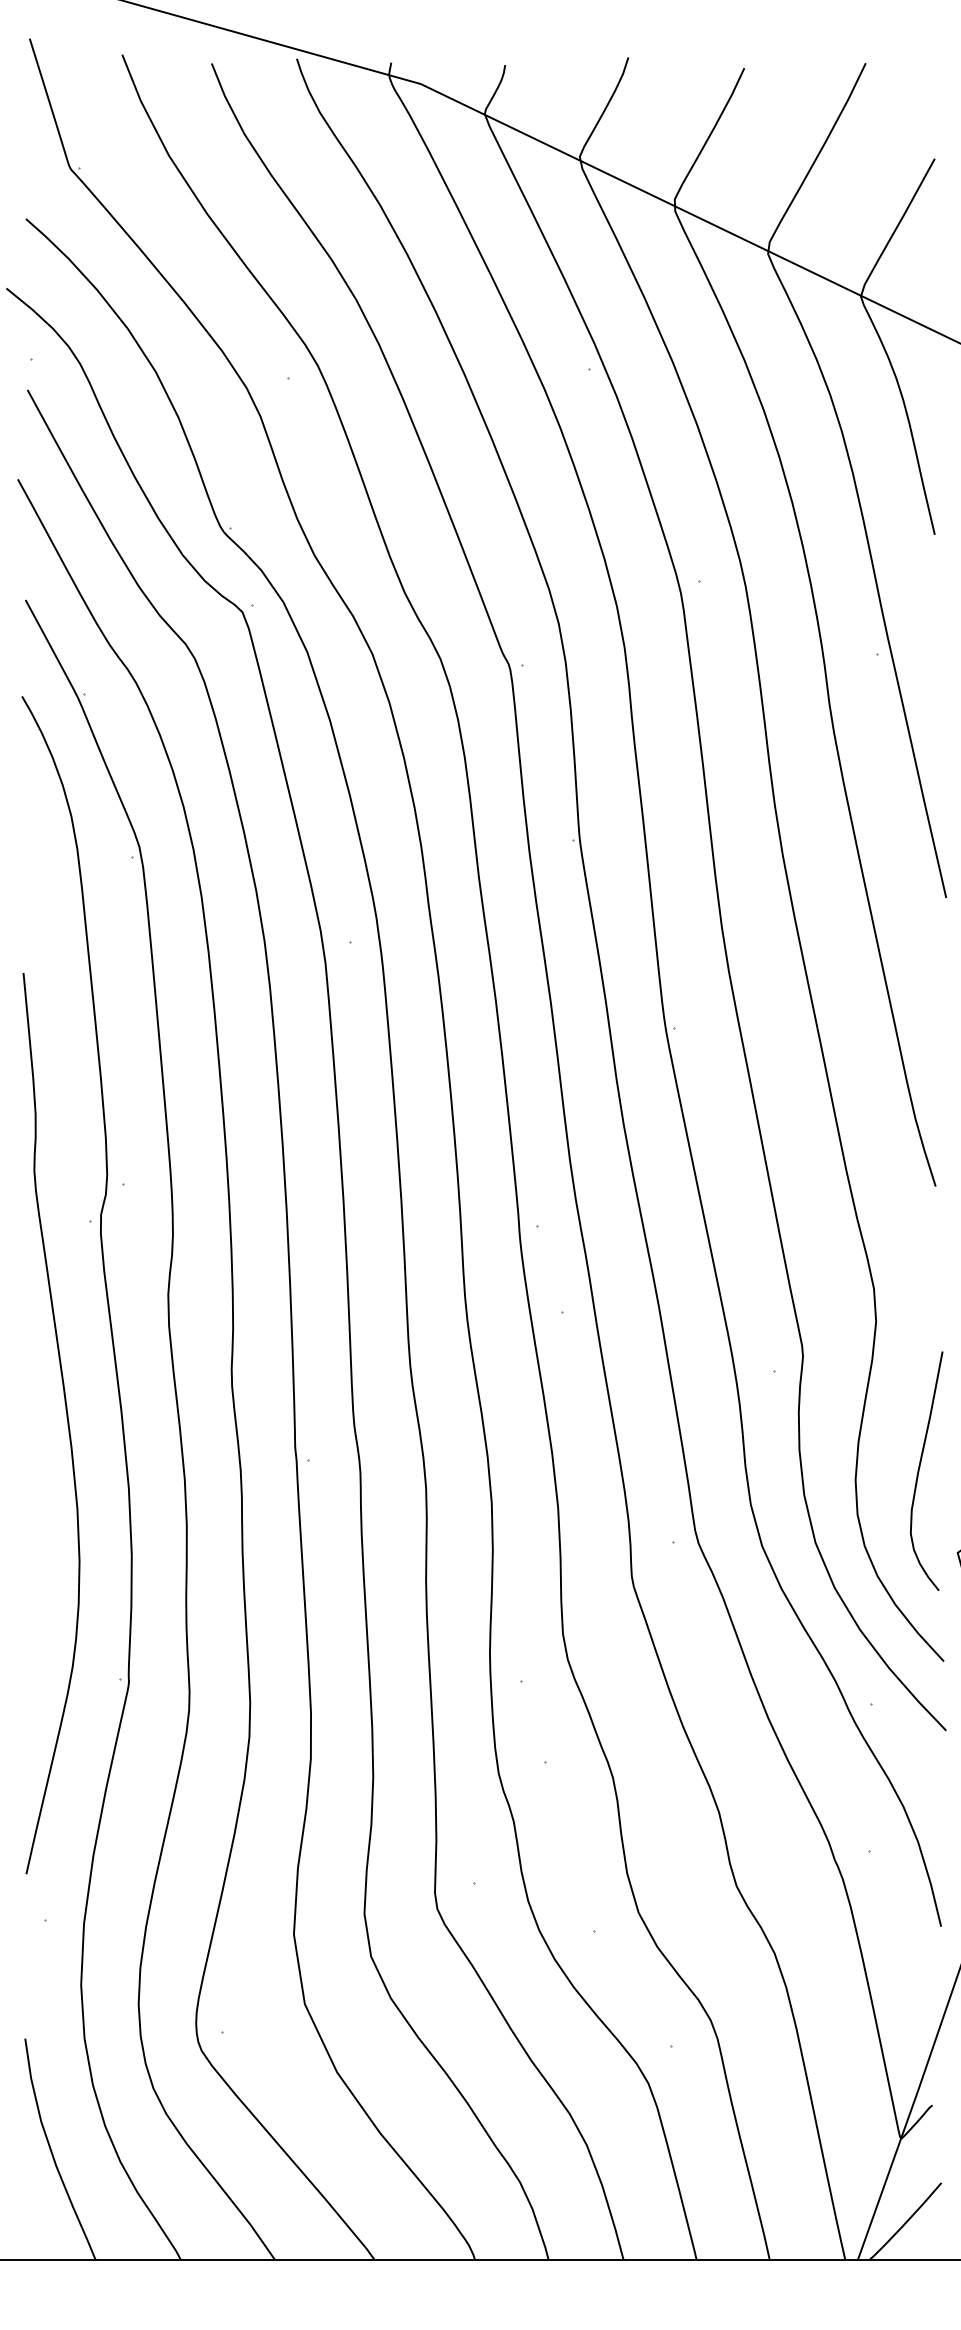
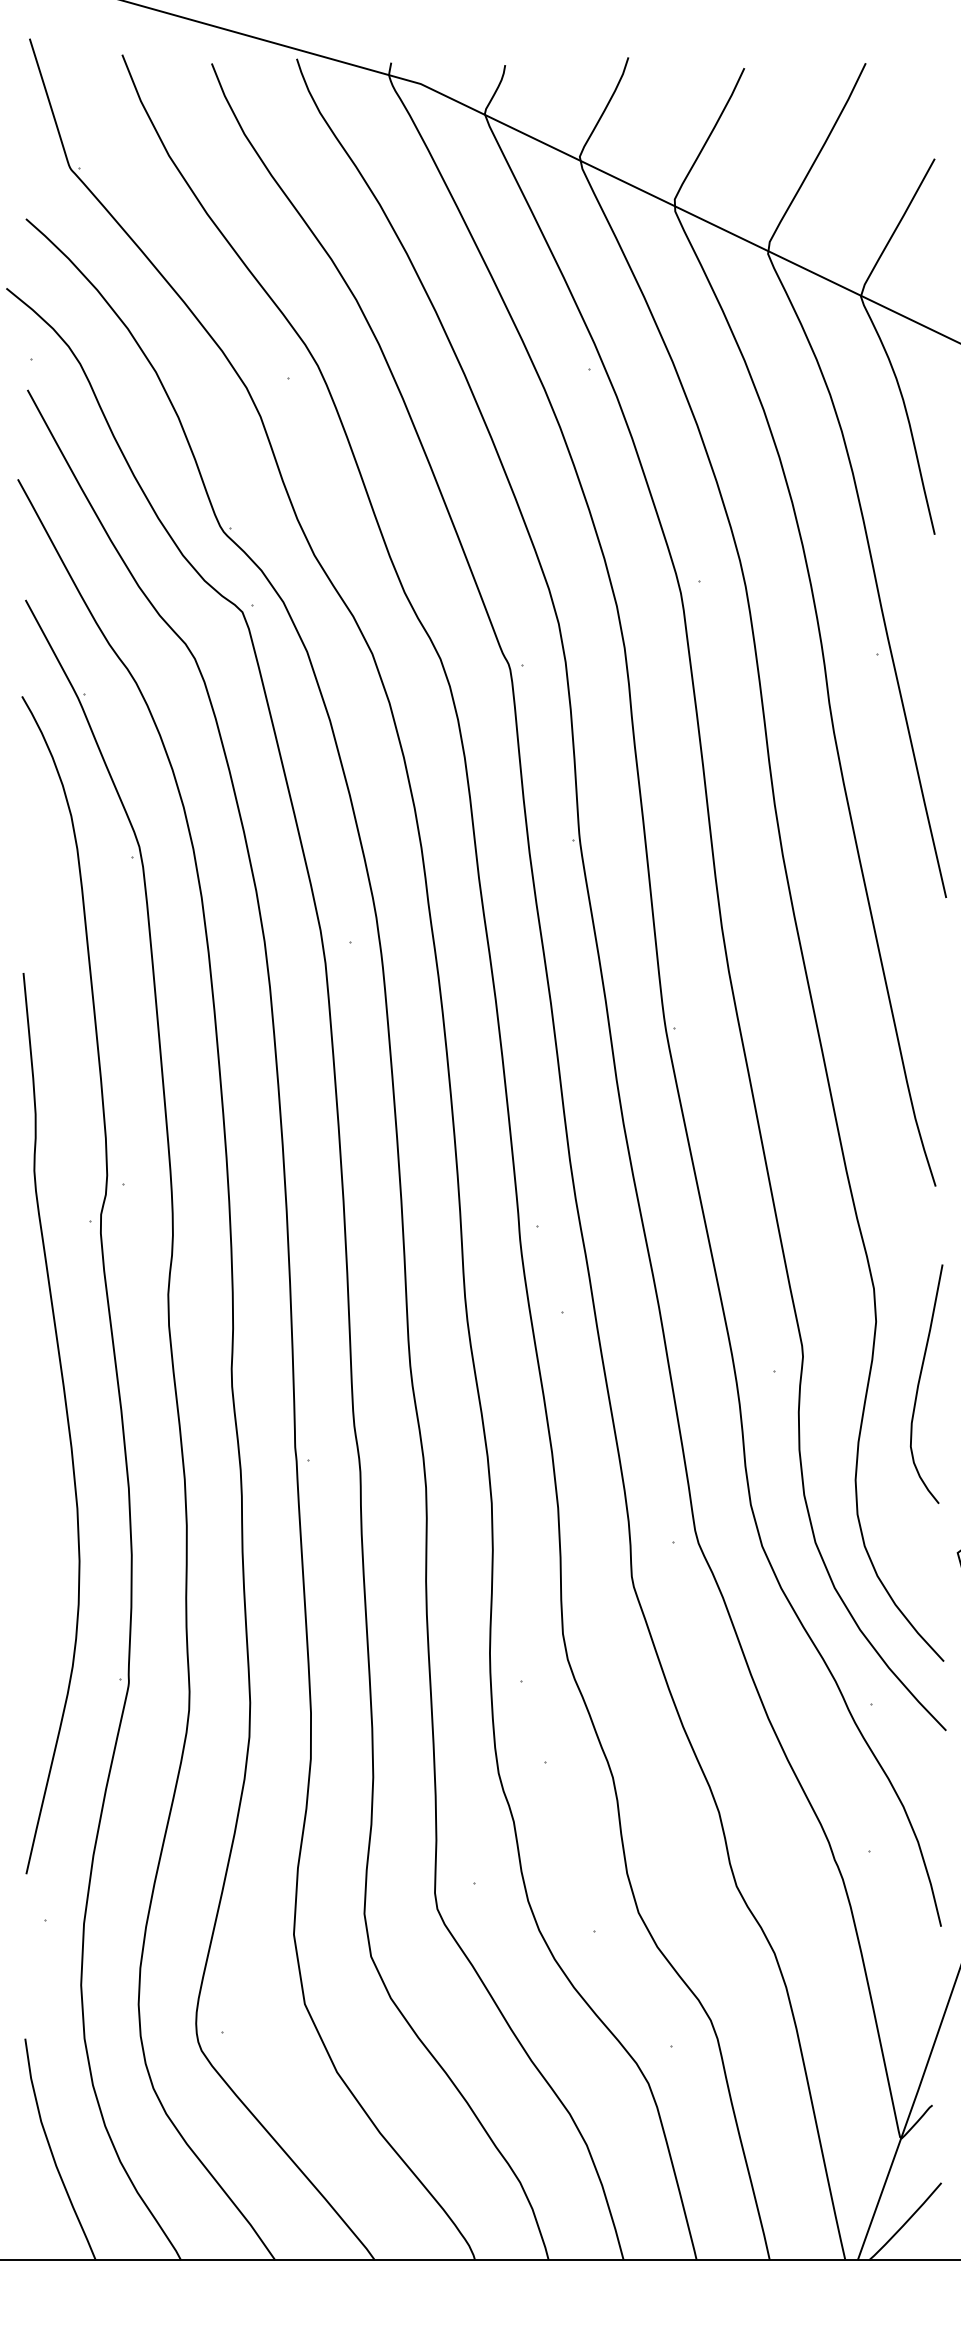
curve position: (920, 1467) -> (920, 1380) (920, 1380)
